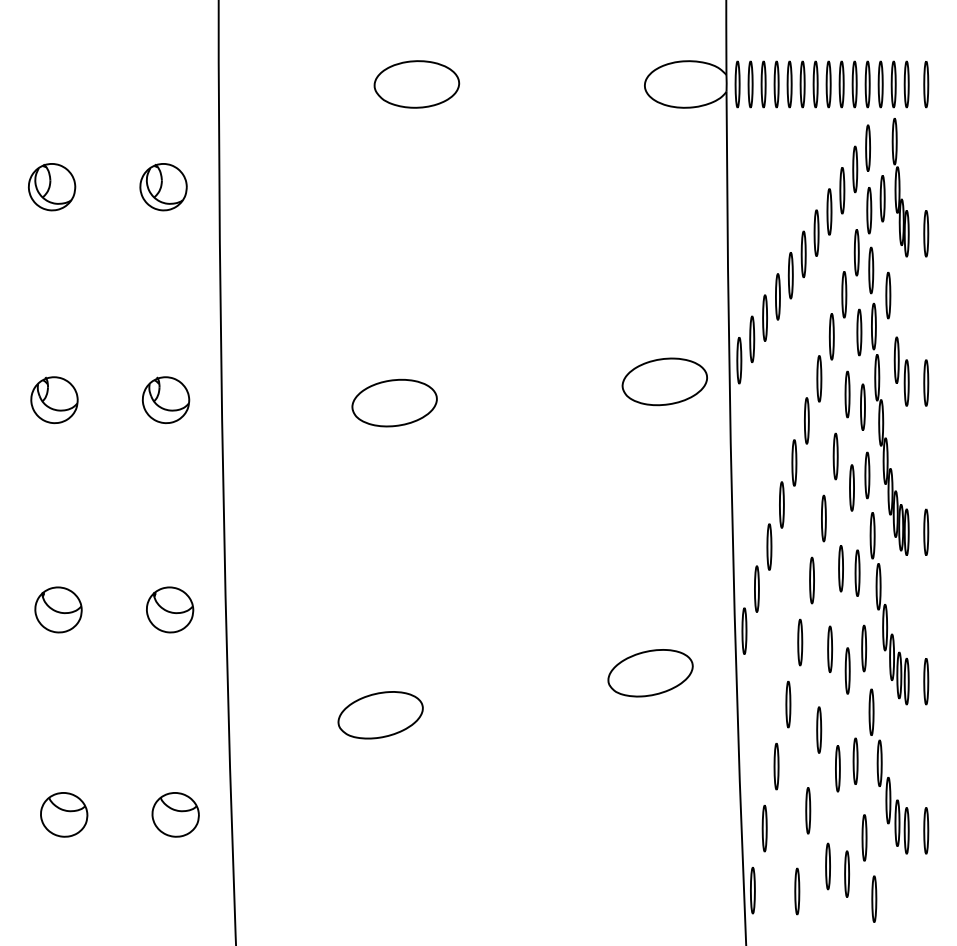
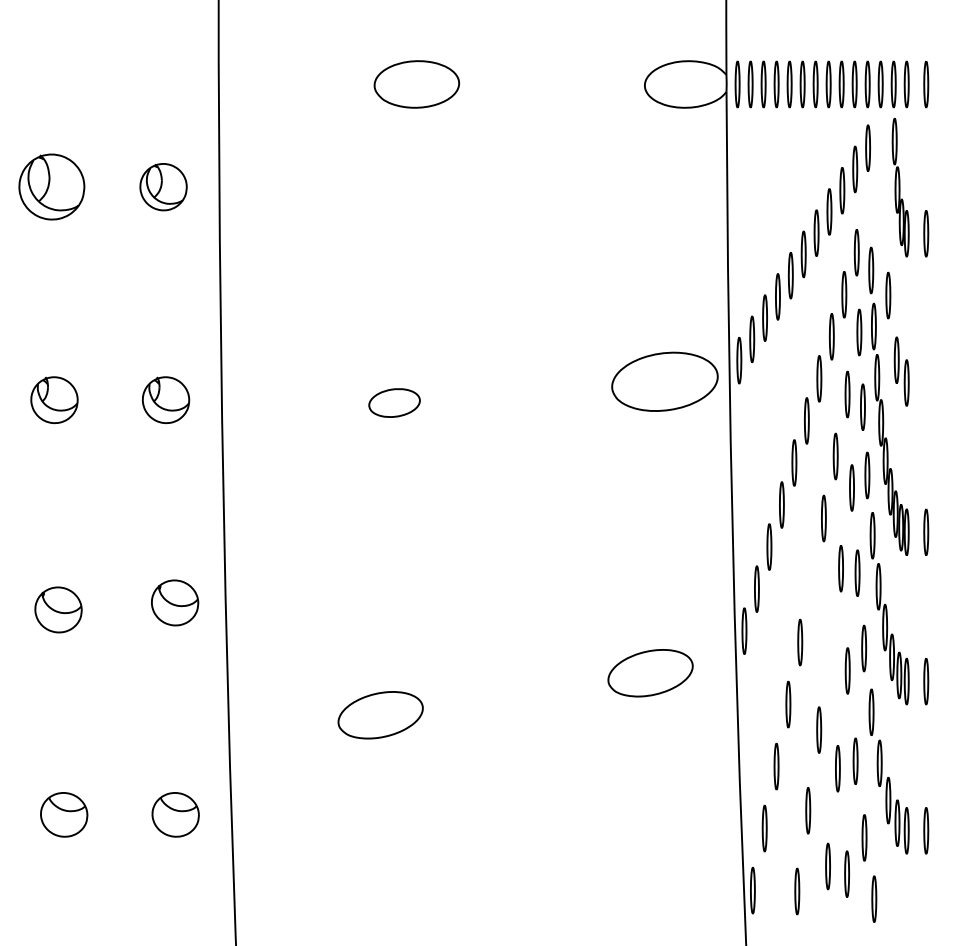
part size: 49x49 px -> 68x68 px (51, 186)
part: present -> none (875, 204)
part size: 87x50 px -> 108x61 px (664, 381)
part: present -> none (926, 382)
part size: 87x50 px -> 53x30 px (394, 402)
part: present -> none (811, 580)
part position: (170, 609) -> (175, 602) (175, 602)
part: present -> none (830, 648)
